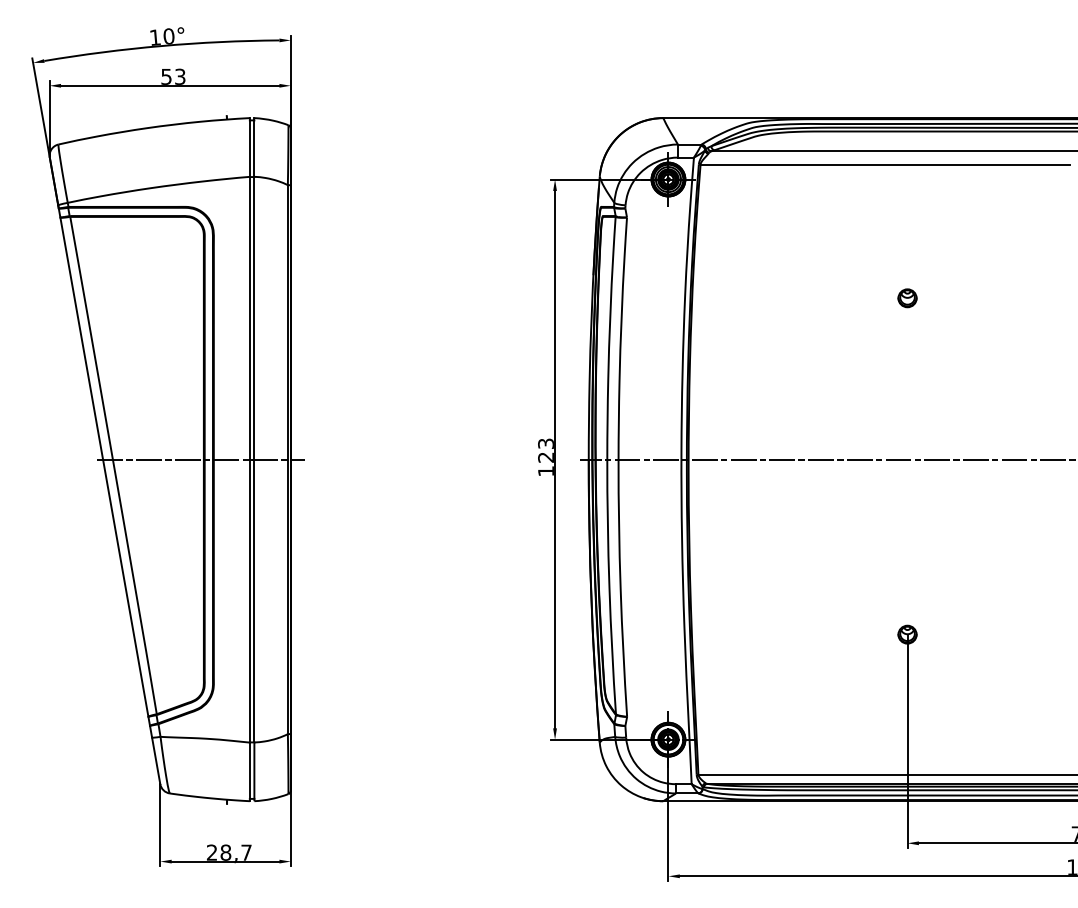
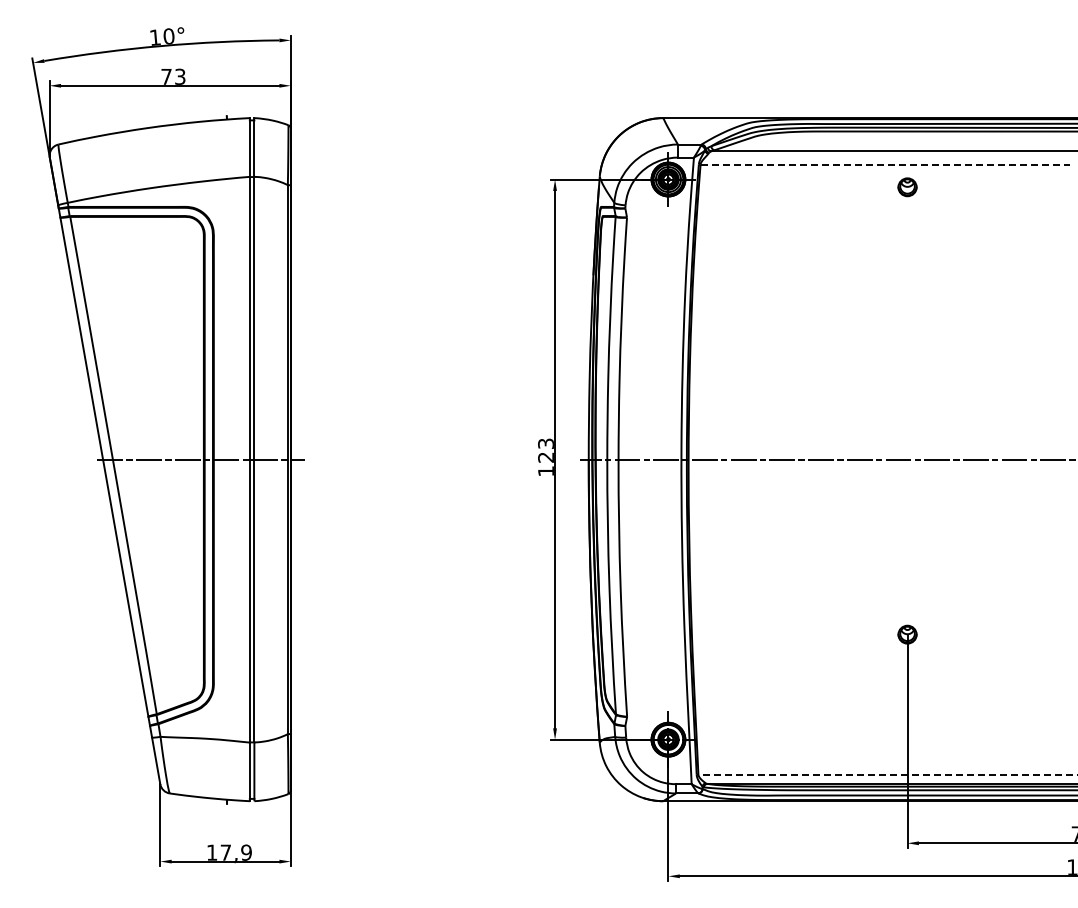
text: 53 -> 73 (166, 76)
line: solid -> dashed (885, 164)
part position: (907, 298) -> (907, 187) (907, 187)
line: solid -> dashed (887, 774)
text: 28,7 -> 17,9 (229, 852)
